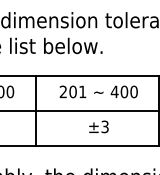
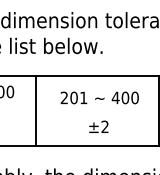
text position: (98, 91) -> (99, 97) (99, 97)
line: present -> none (79, 110)
text: ±3 -> ±2 (104, 127)
